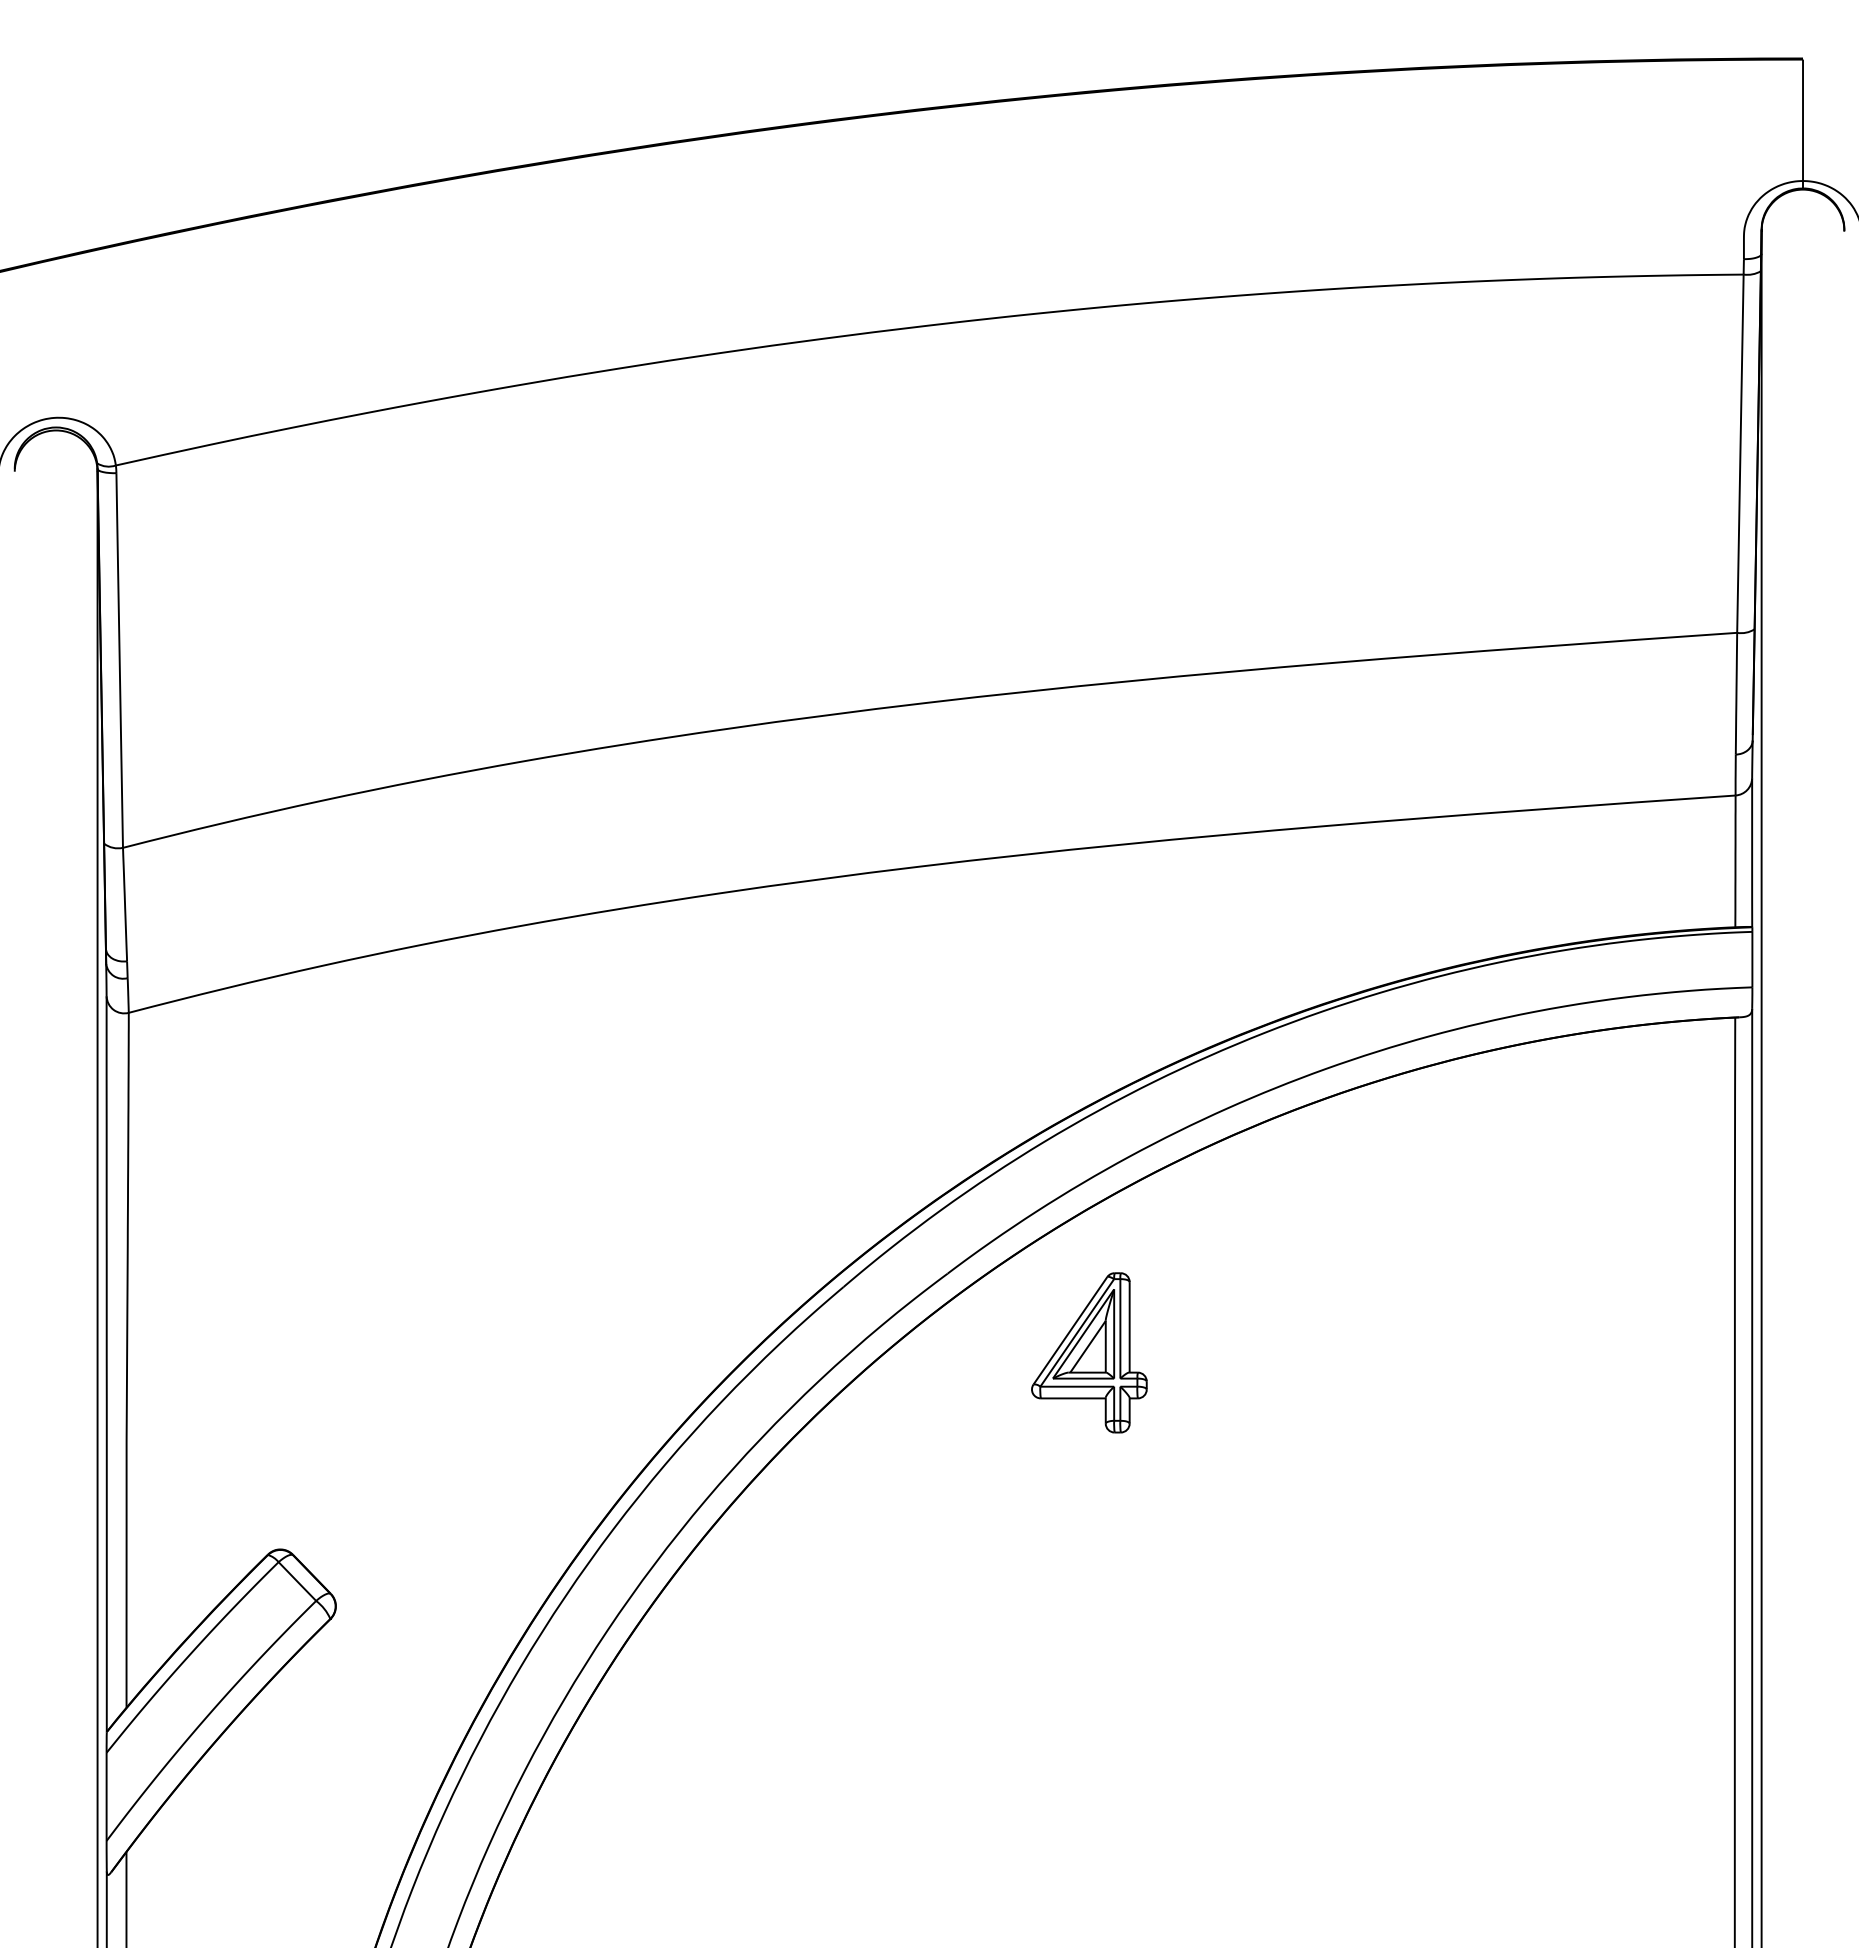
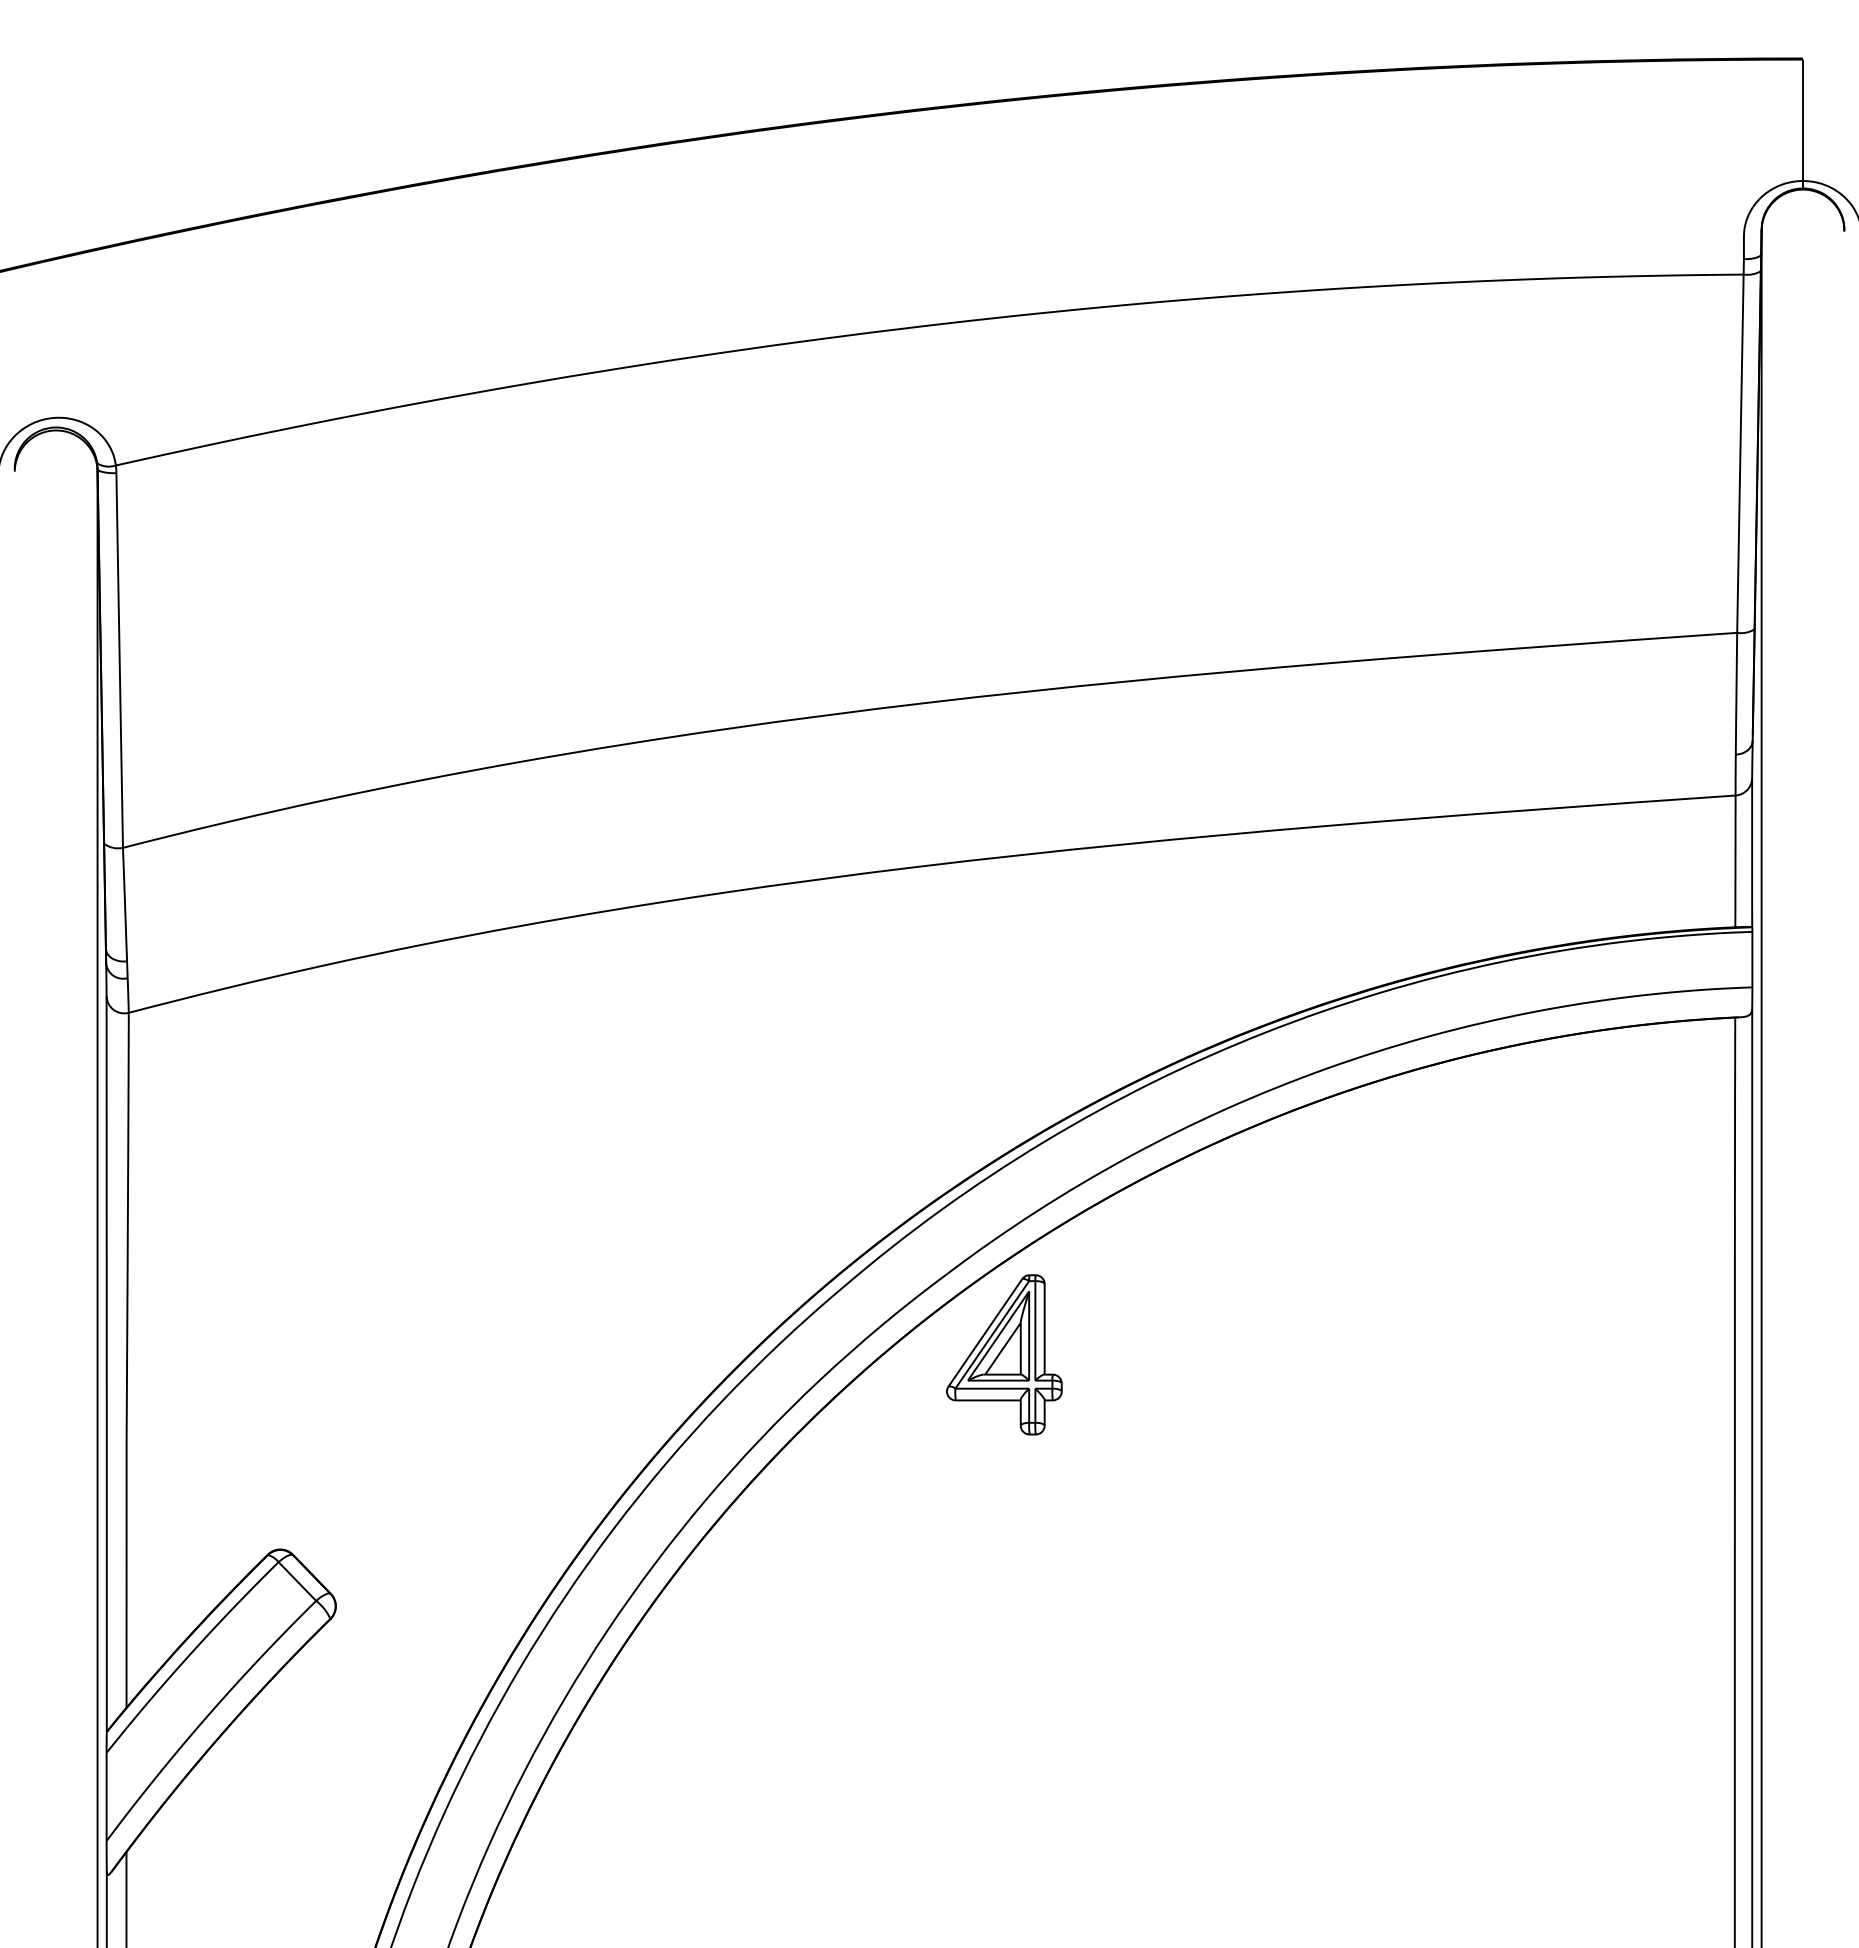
part position: (1089, 1352) -> (1004, 1354) (1004, 1354)
